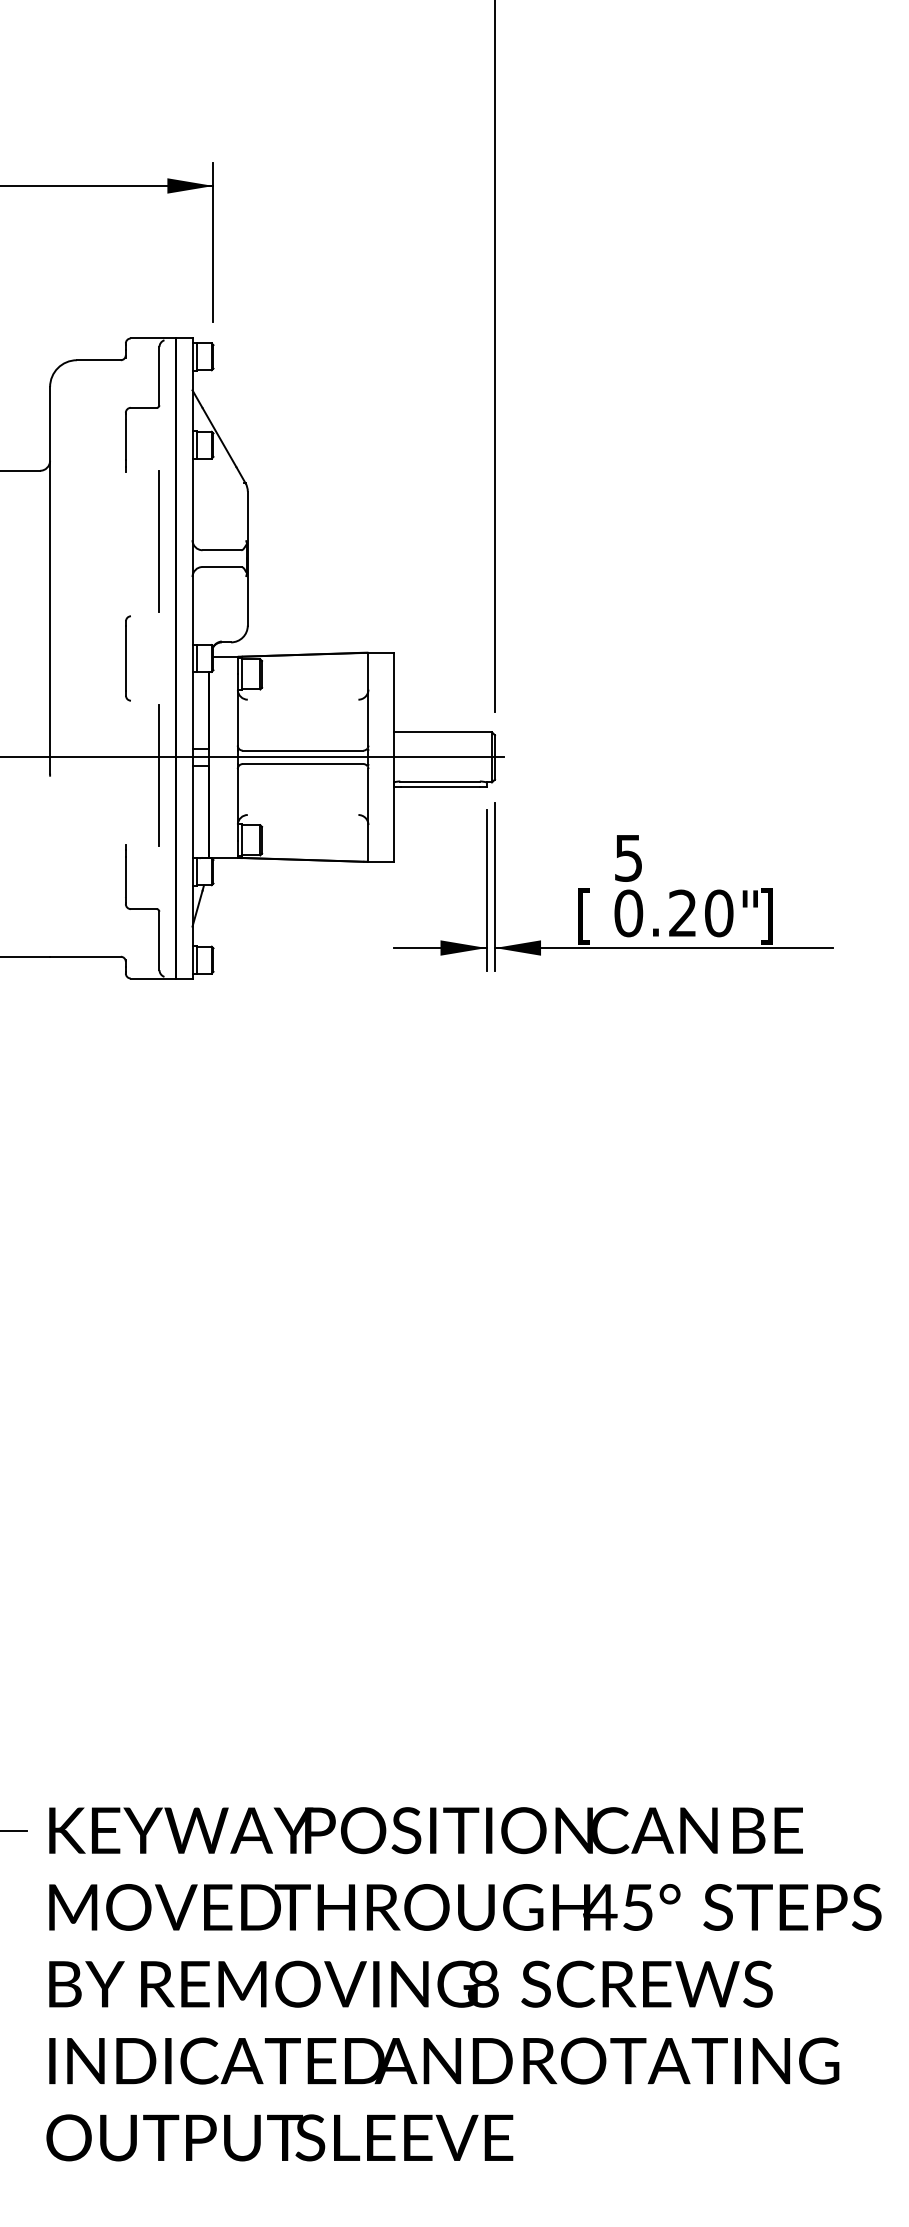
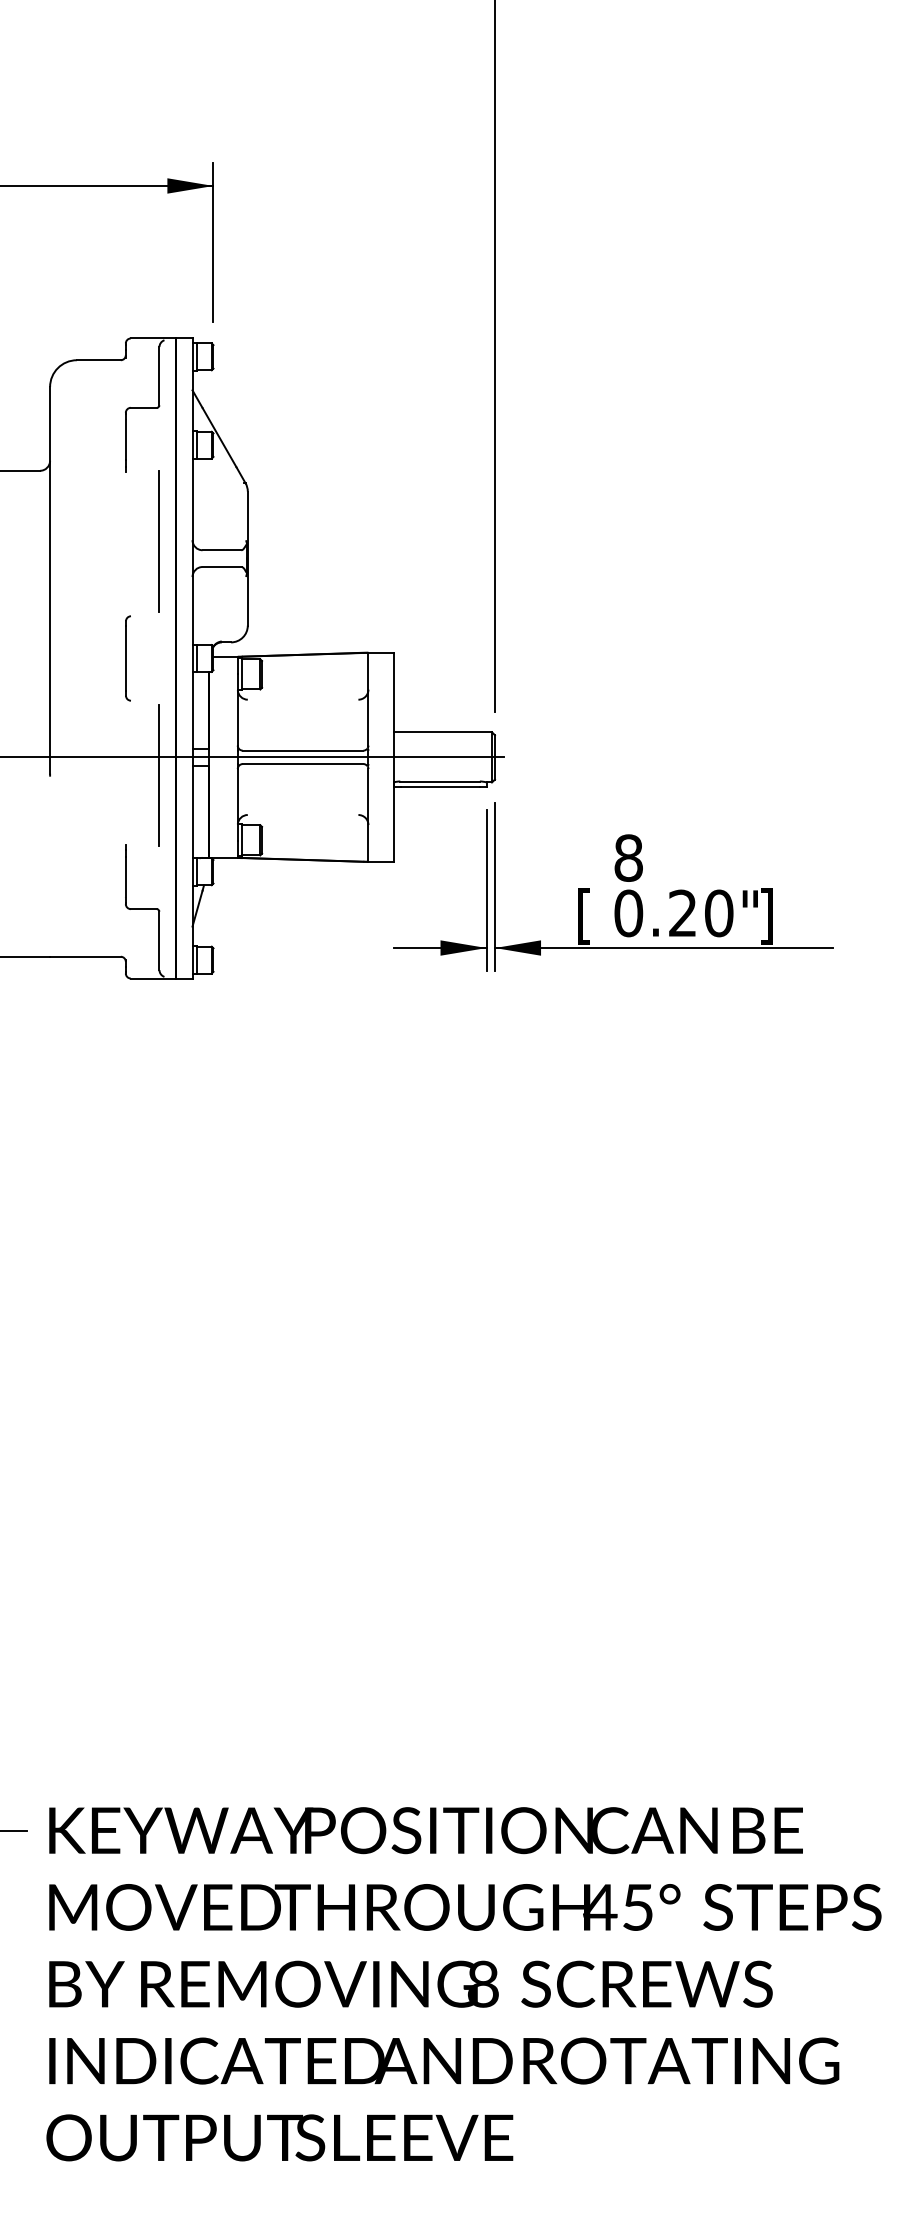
text: 5 -> 8 (628, 857)
